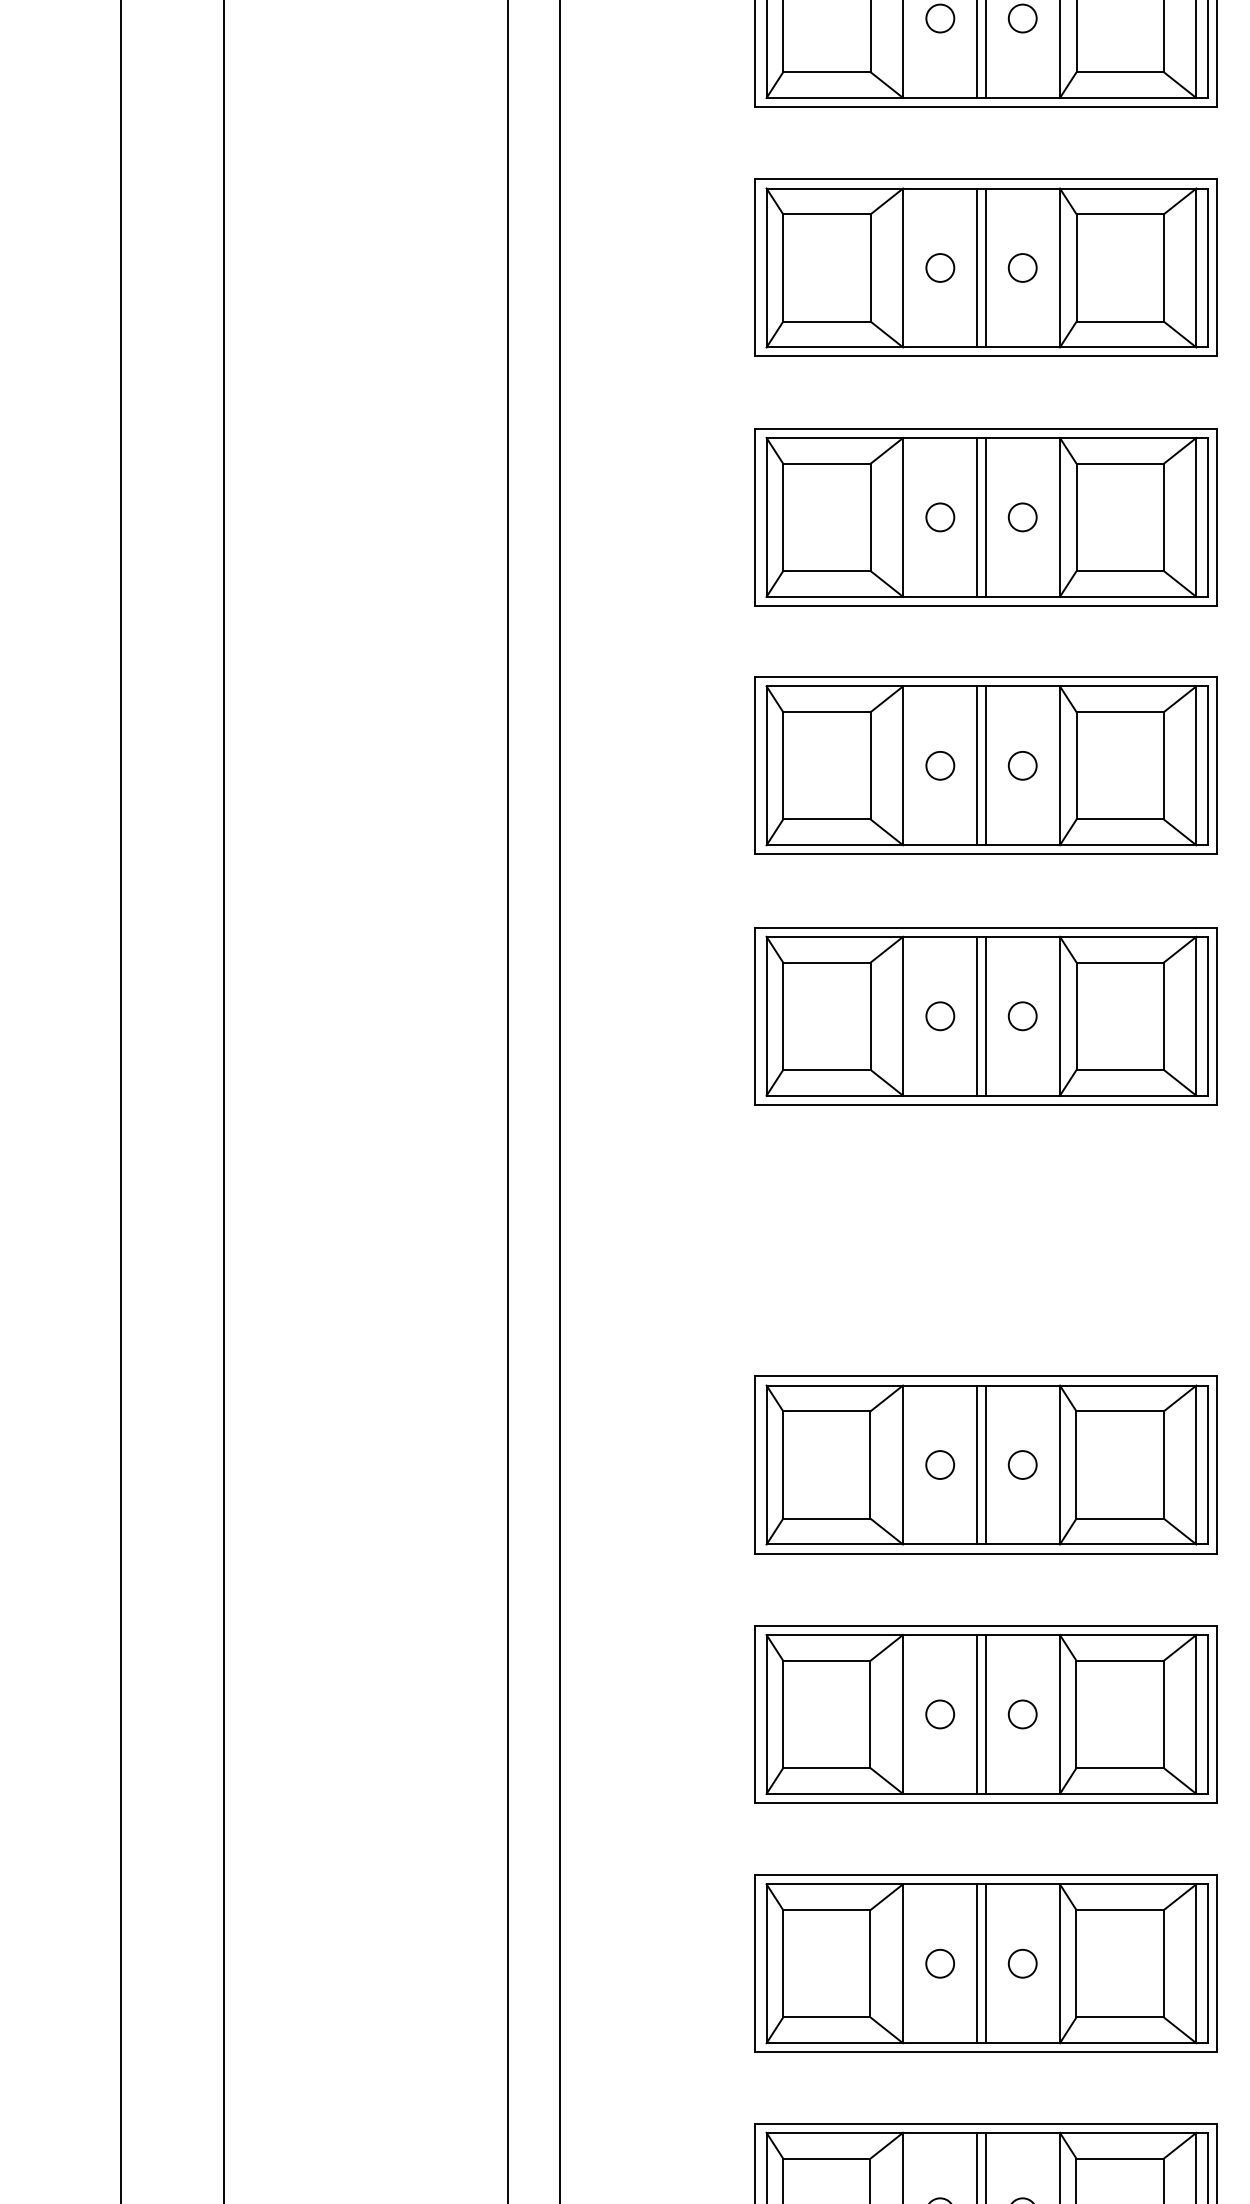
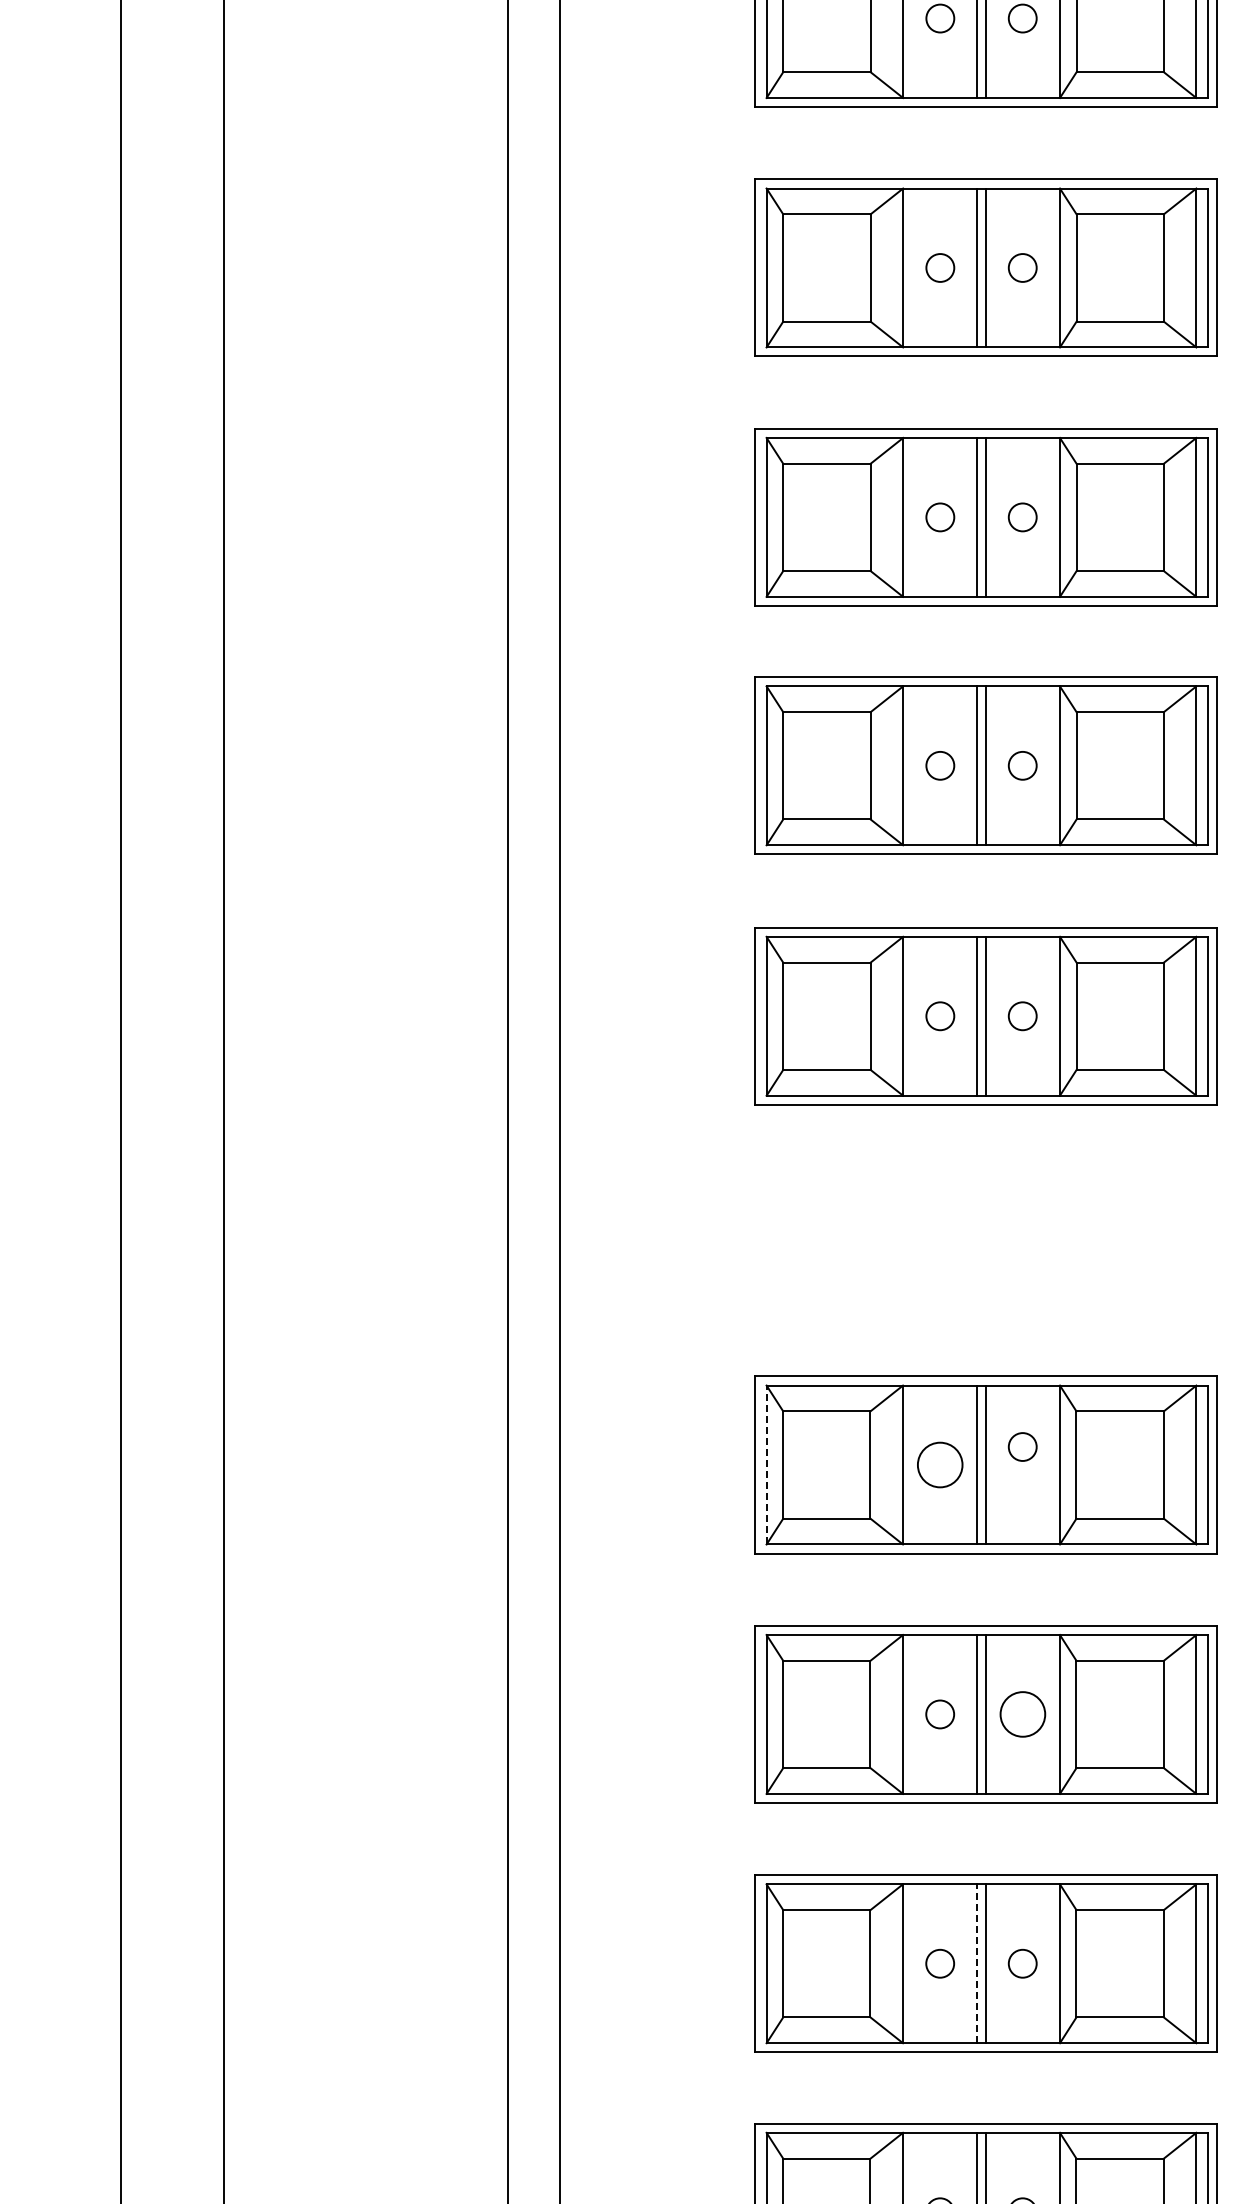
line: solid -> dashed (766, 1464)
circle diameter: 28 px -> 45 px (939, 1464)
circle position: (1022, 1464) -> (1022, 1446) (1022, 1446)
circle size: 31x31 px -> 48x47 px (1022, 1714)
line: solid -> dashed (976, 1963)
